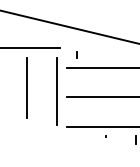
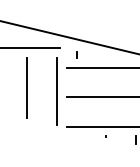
line position: (69, 27) -> (69, 37) (69, 37)
